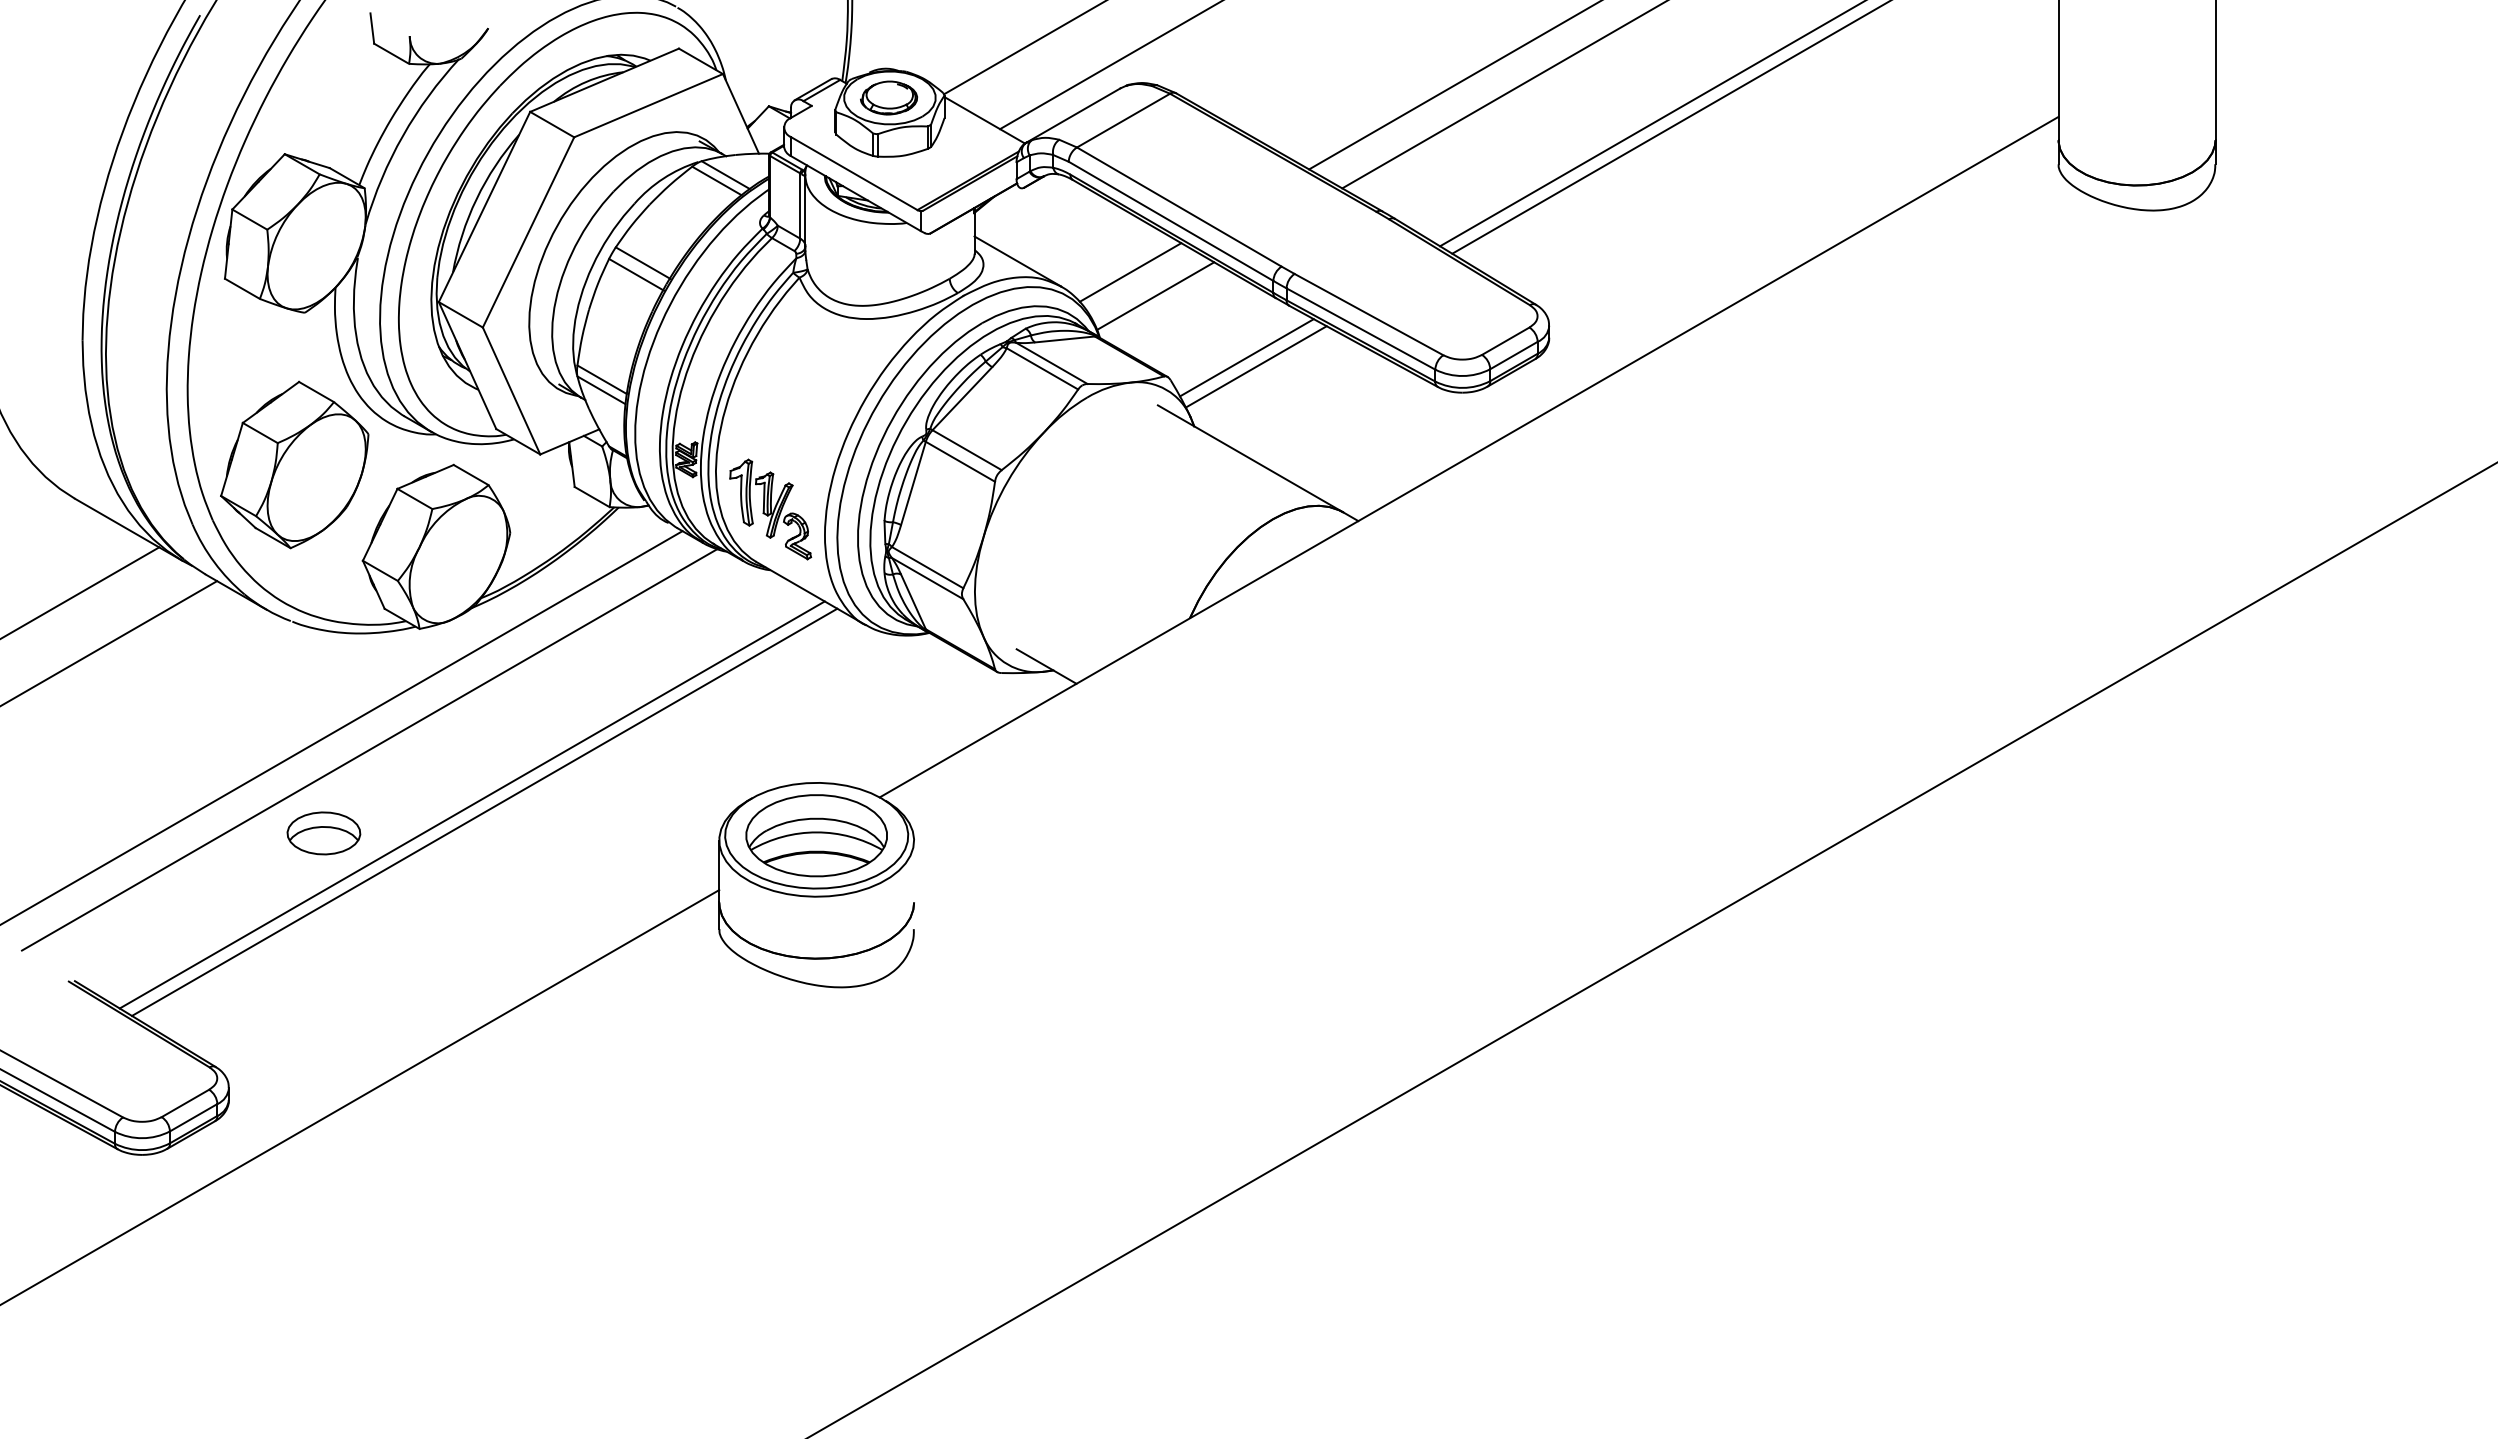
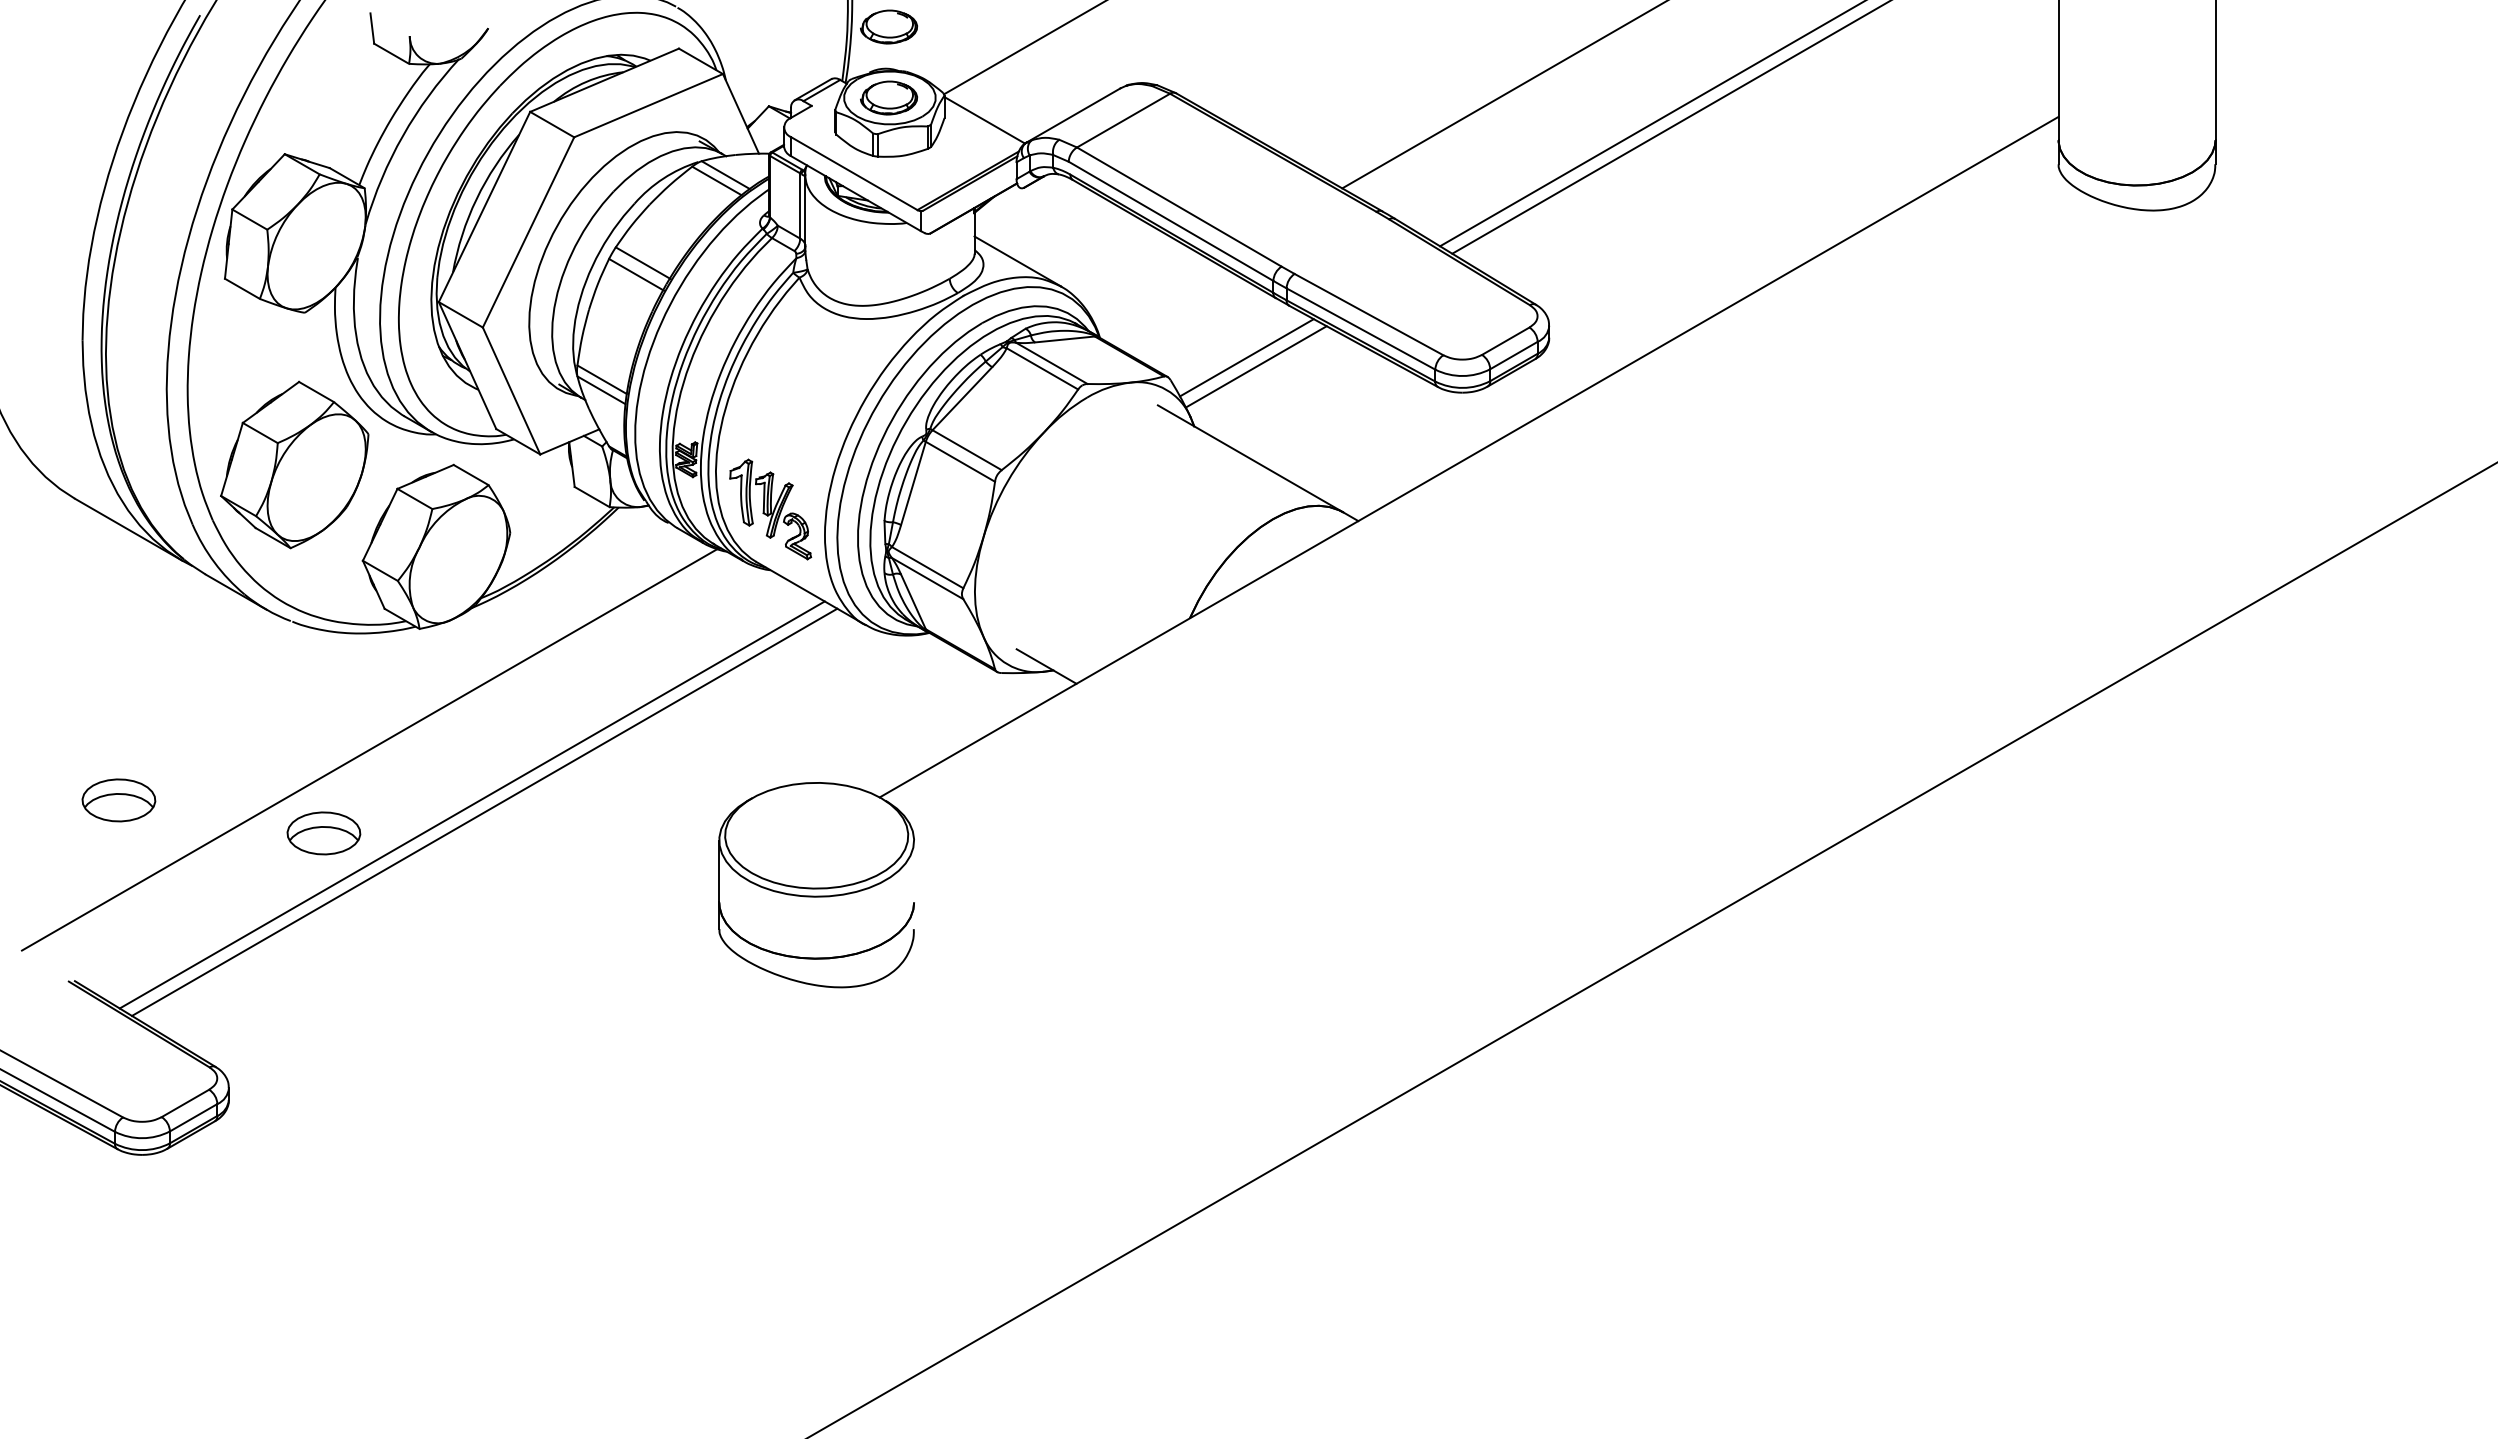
part: none -> present (889, 26)
line: present -> none (1110, 65)
line: present -> none (1453, 85)
line: present -> none (1130, 272)
line: present -> none (1155, 295)
line: present -> none (80, 592)
line: present -> none (109, 643)
line: present -> none (342, 727)
part: none -> present (118, 800)
part: present -> none (816, 835)
line: present -> none (360, 1097)
